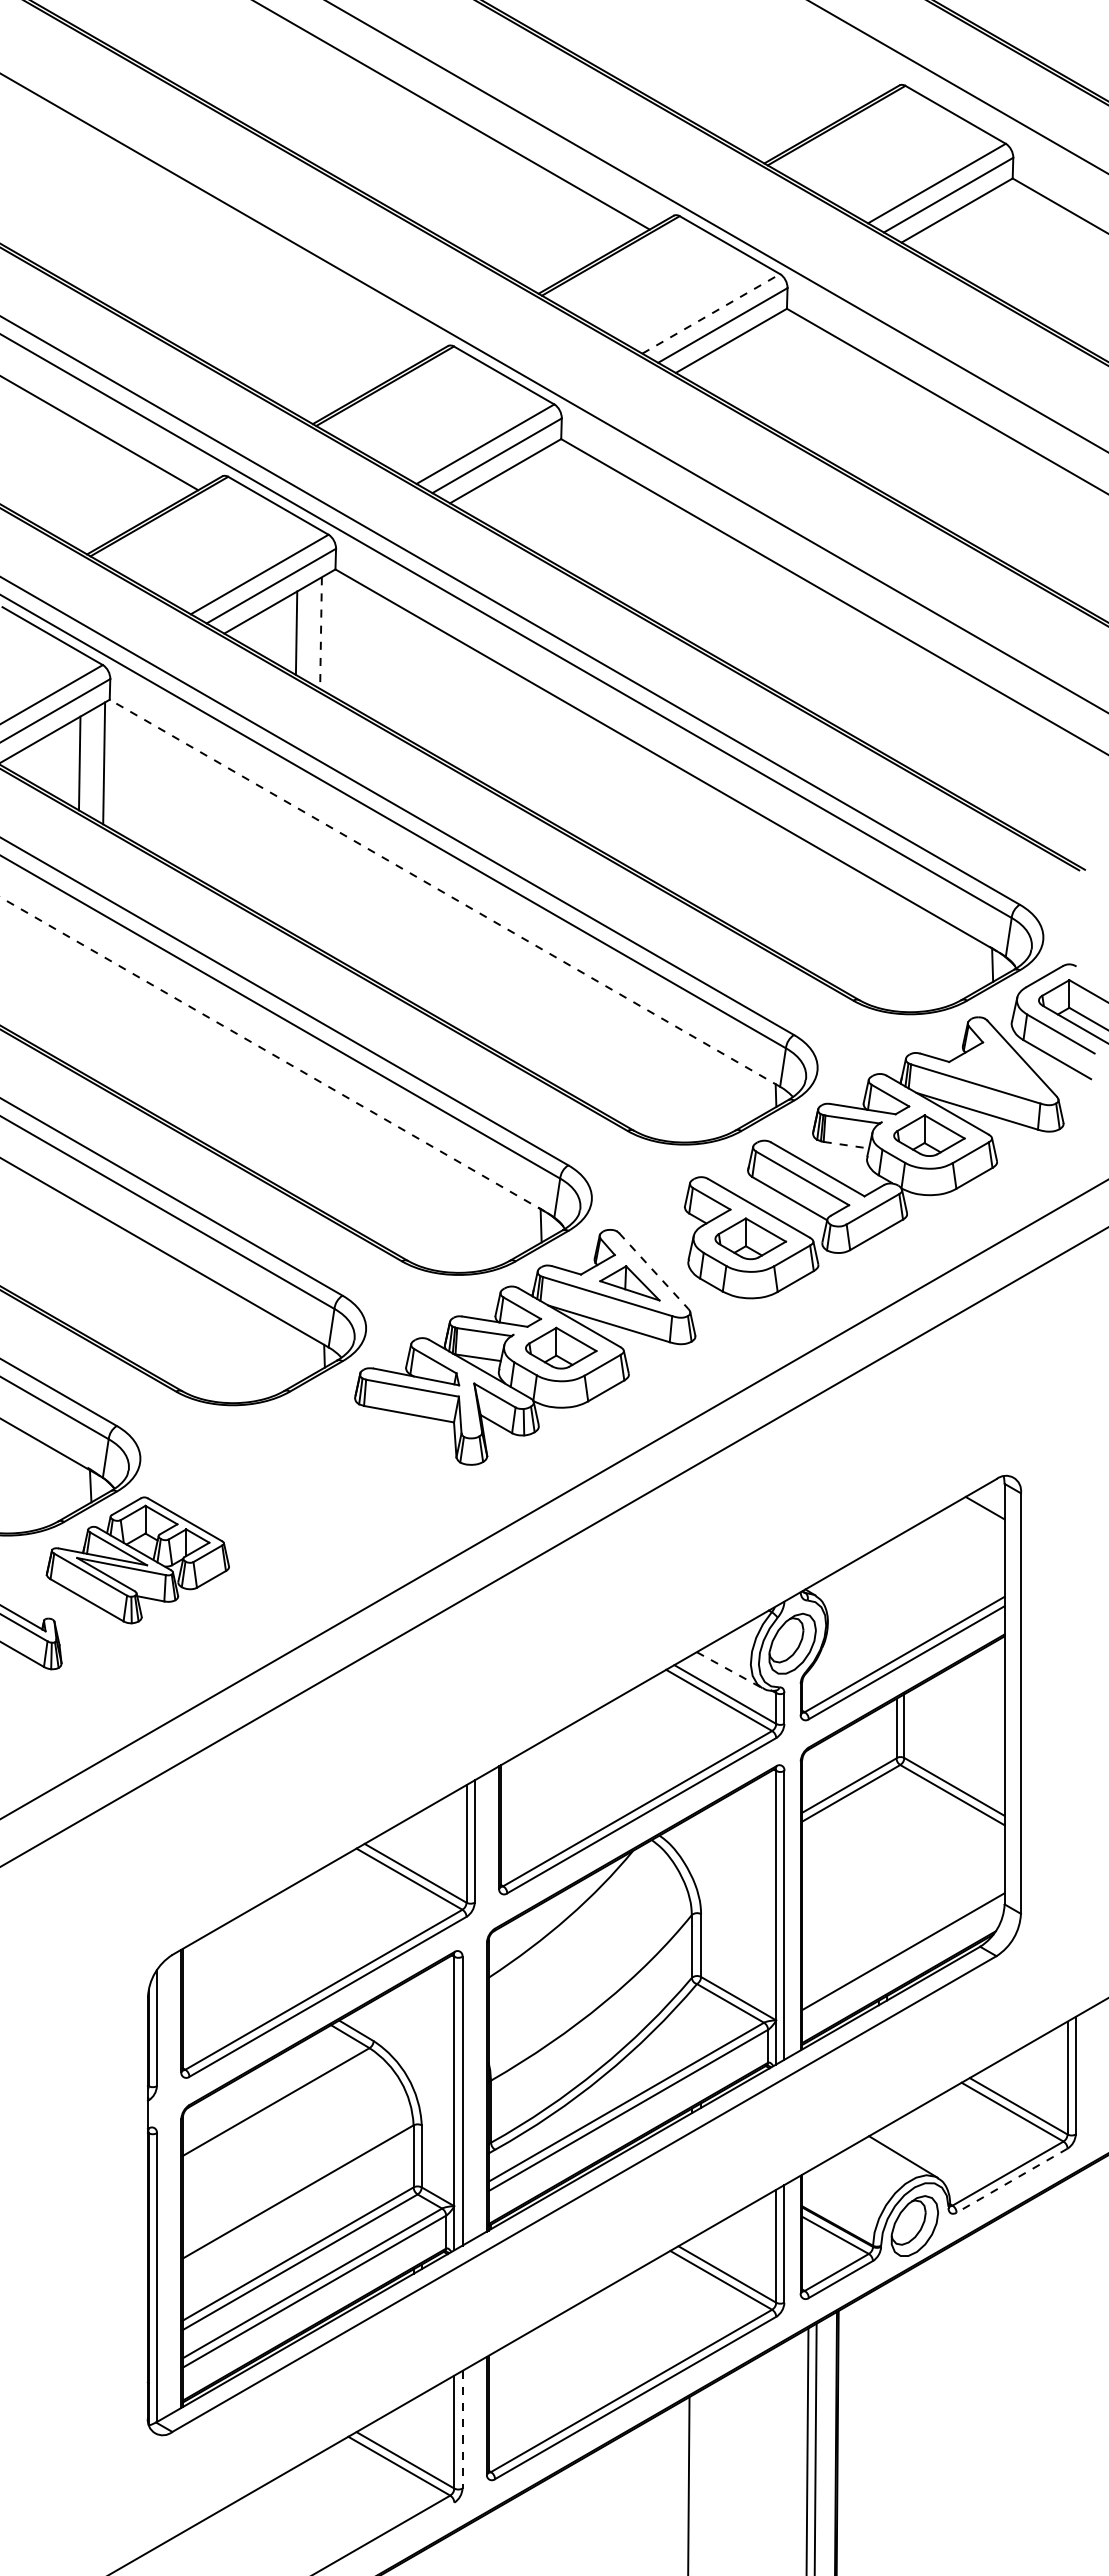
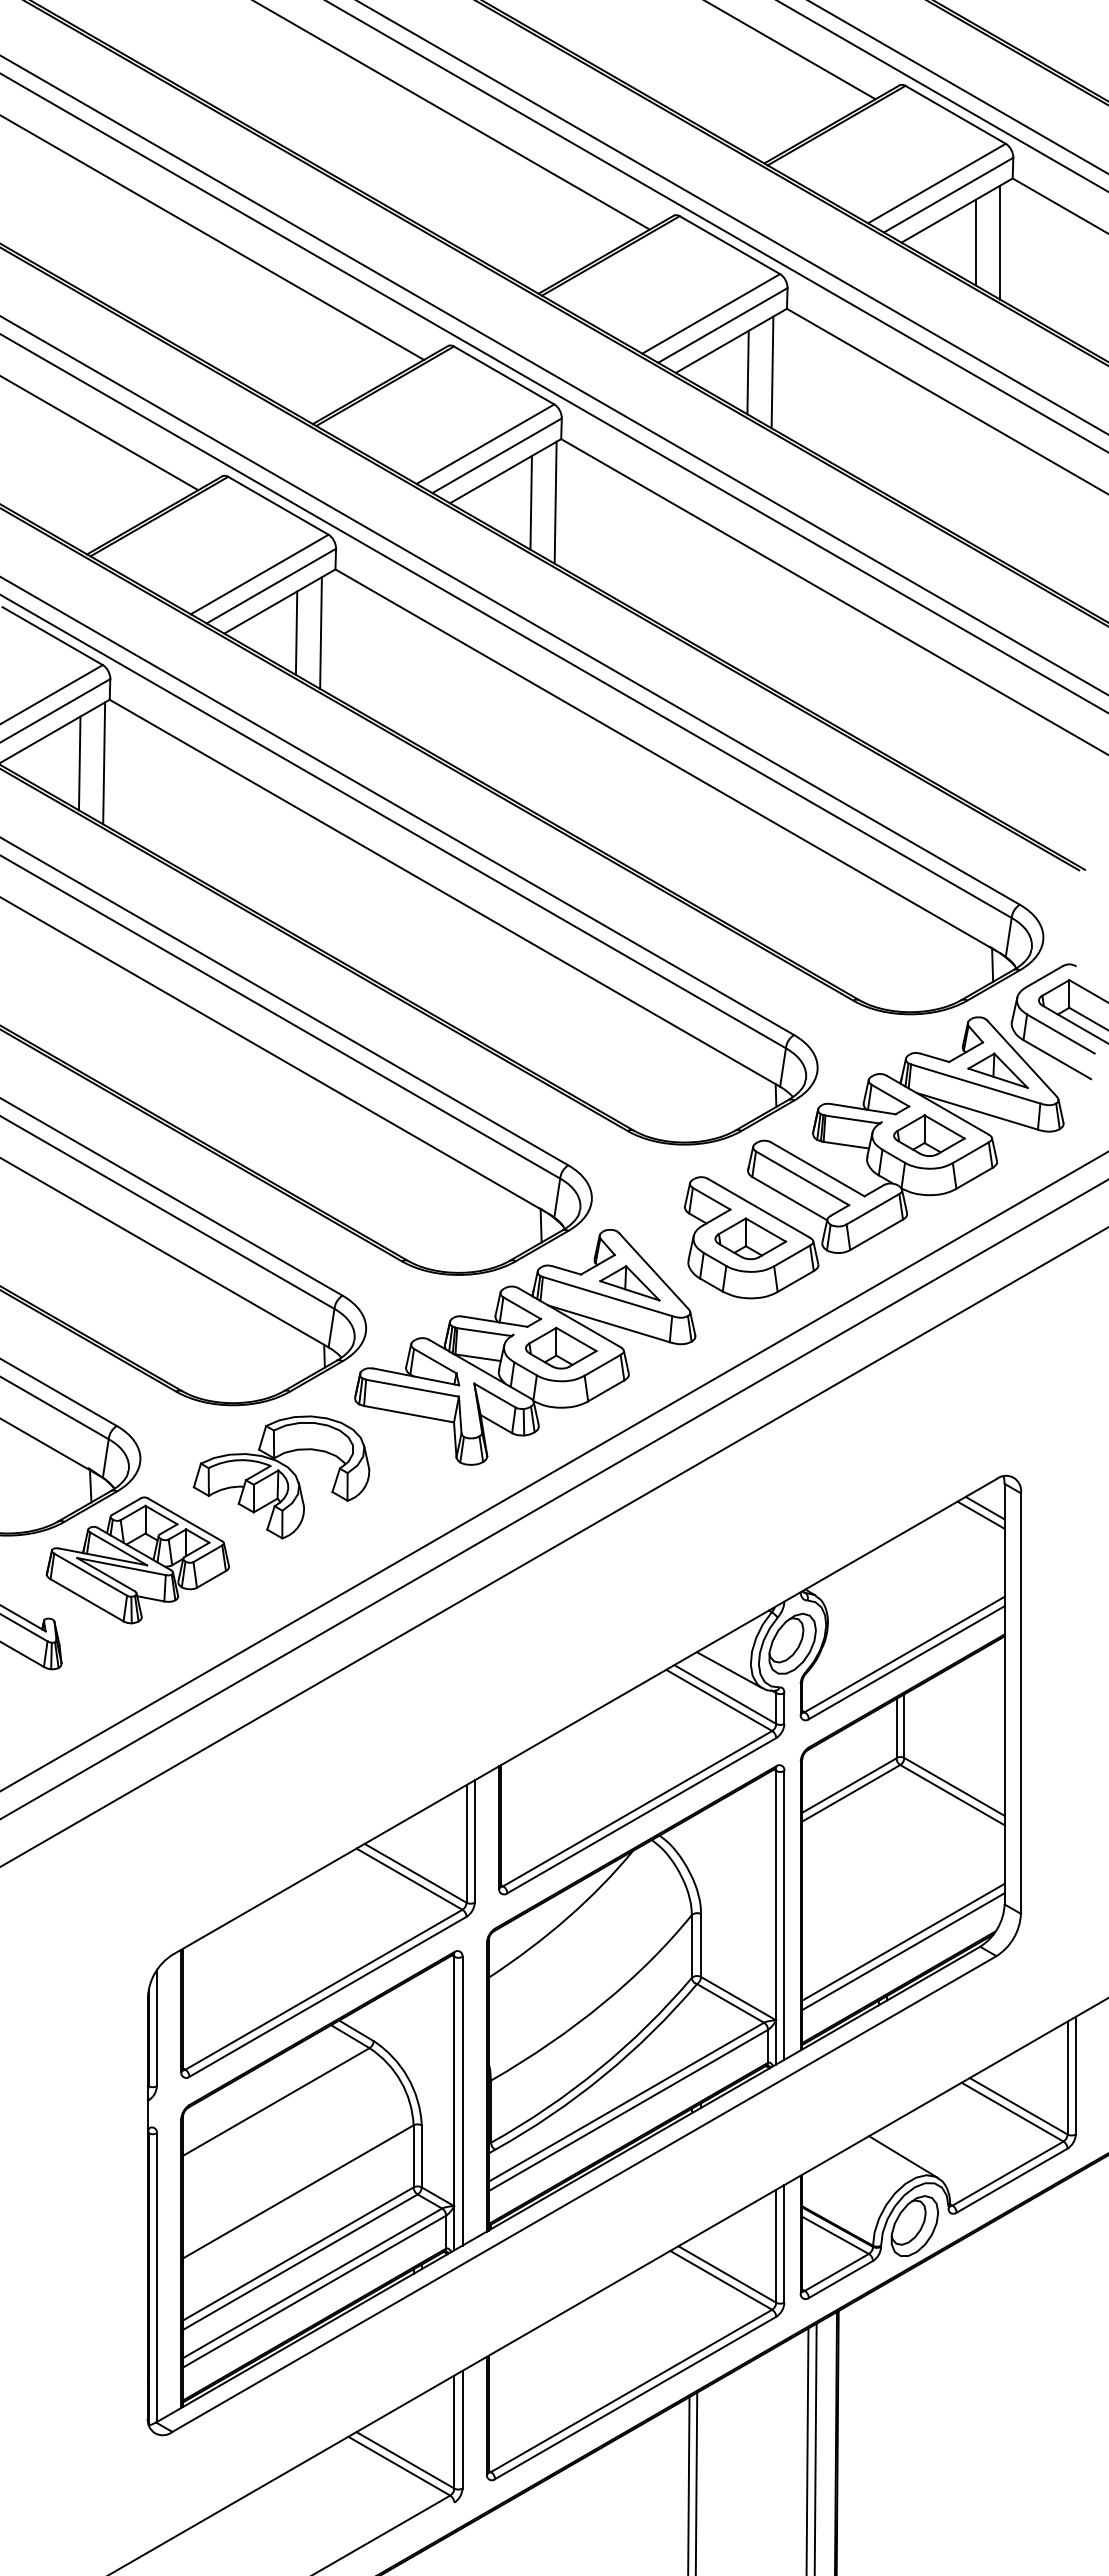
line: none -> present (791, 50)
line: none -> present (942, 96)
line: none -> present (732, 217)
line: none -> present (213, 237)
line: none -> present (975, 242)
line: none -> present (1000, 242)
line: dashed -> solid (711, 313)
line: none -> present (747, 372)
line: none -> present (772, 372)
line: none -> present (553, 374)
line: none -> present (530, 502)
line: none -> present (555, 502)
line: dashed -> solid (321, 633)
line: dashed -> solid (444, 893)
line: dashed -> solid (272, 1054)
part: none -> present (997, 1070)
line: dashed -> solid (846, 1145)
line: dashed -> solid (654, 1271)
line: none -> present (553, 1471)
part: none -> present (281, 1477)
line: none -> present (980, 1514)
line: dashed -> solid (729, 1670)
line: none -> present (903, 1941)
line: dashed -> solid (1011, 2180)
line: dashed -> solid (462, 2429)
line: none -> present (696, 2482)
